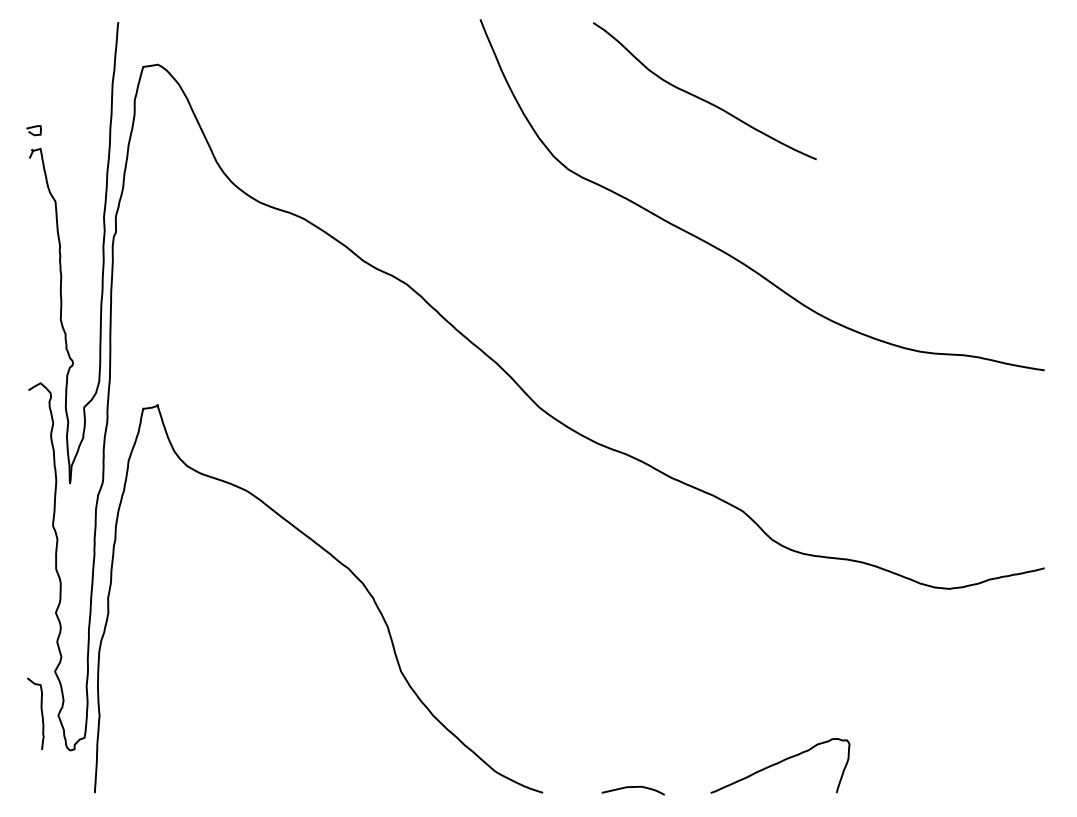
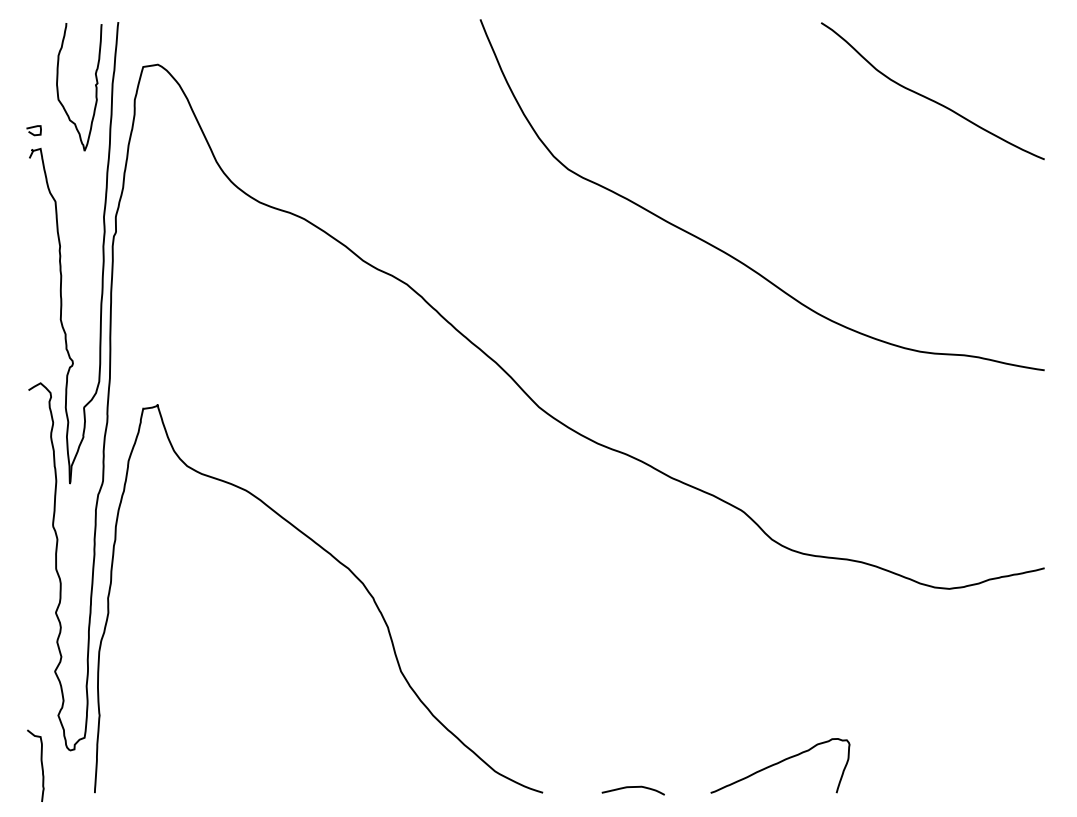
curve: none -> present (95, 87)
curve position: (700, 97) -> (928, 97) (928, 97)
curve position: (40, 710) -> (40, 762) (40, 762)
